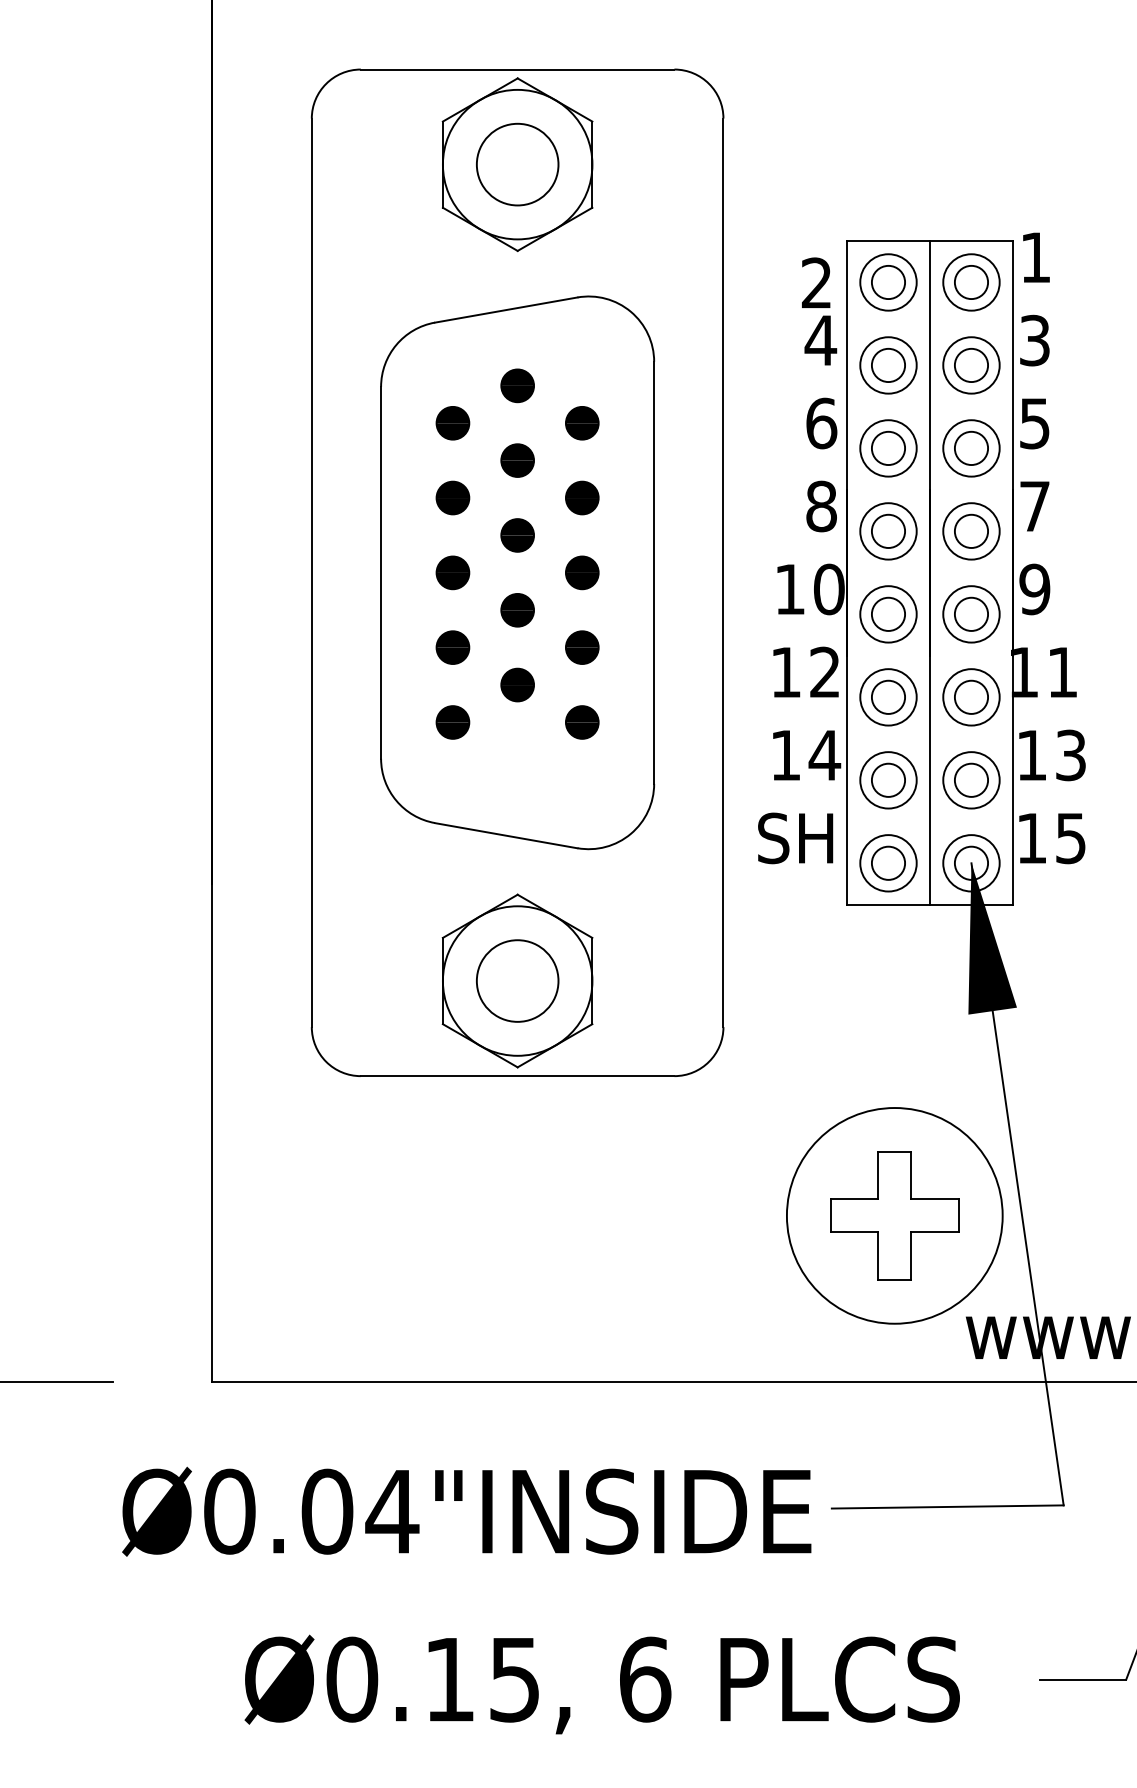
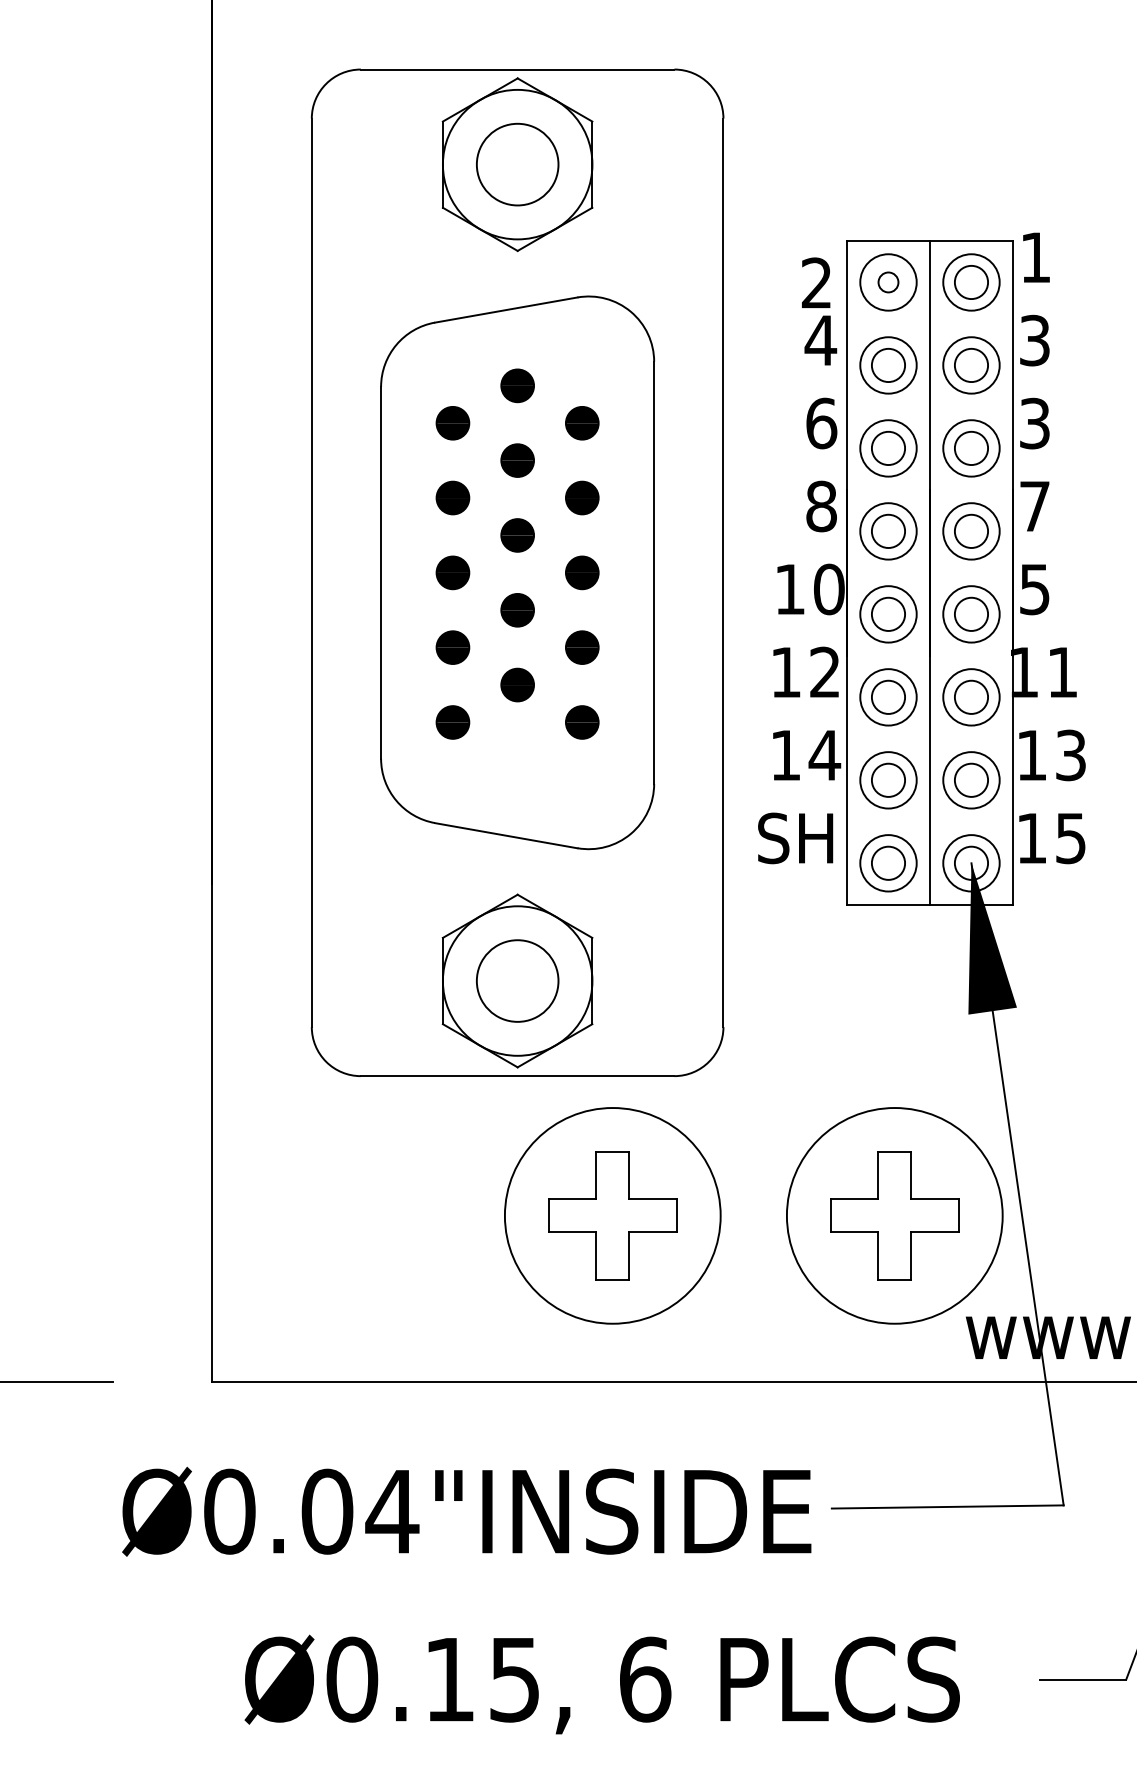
circle diameter: 33 px -> 20 px (888, 282)
text: 5 -> 3 (1034, 422)
text: 9 -> 5 (1034, 589)
part: none -> present (612, 1215)
